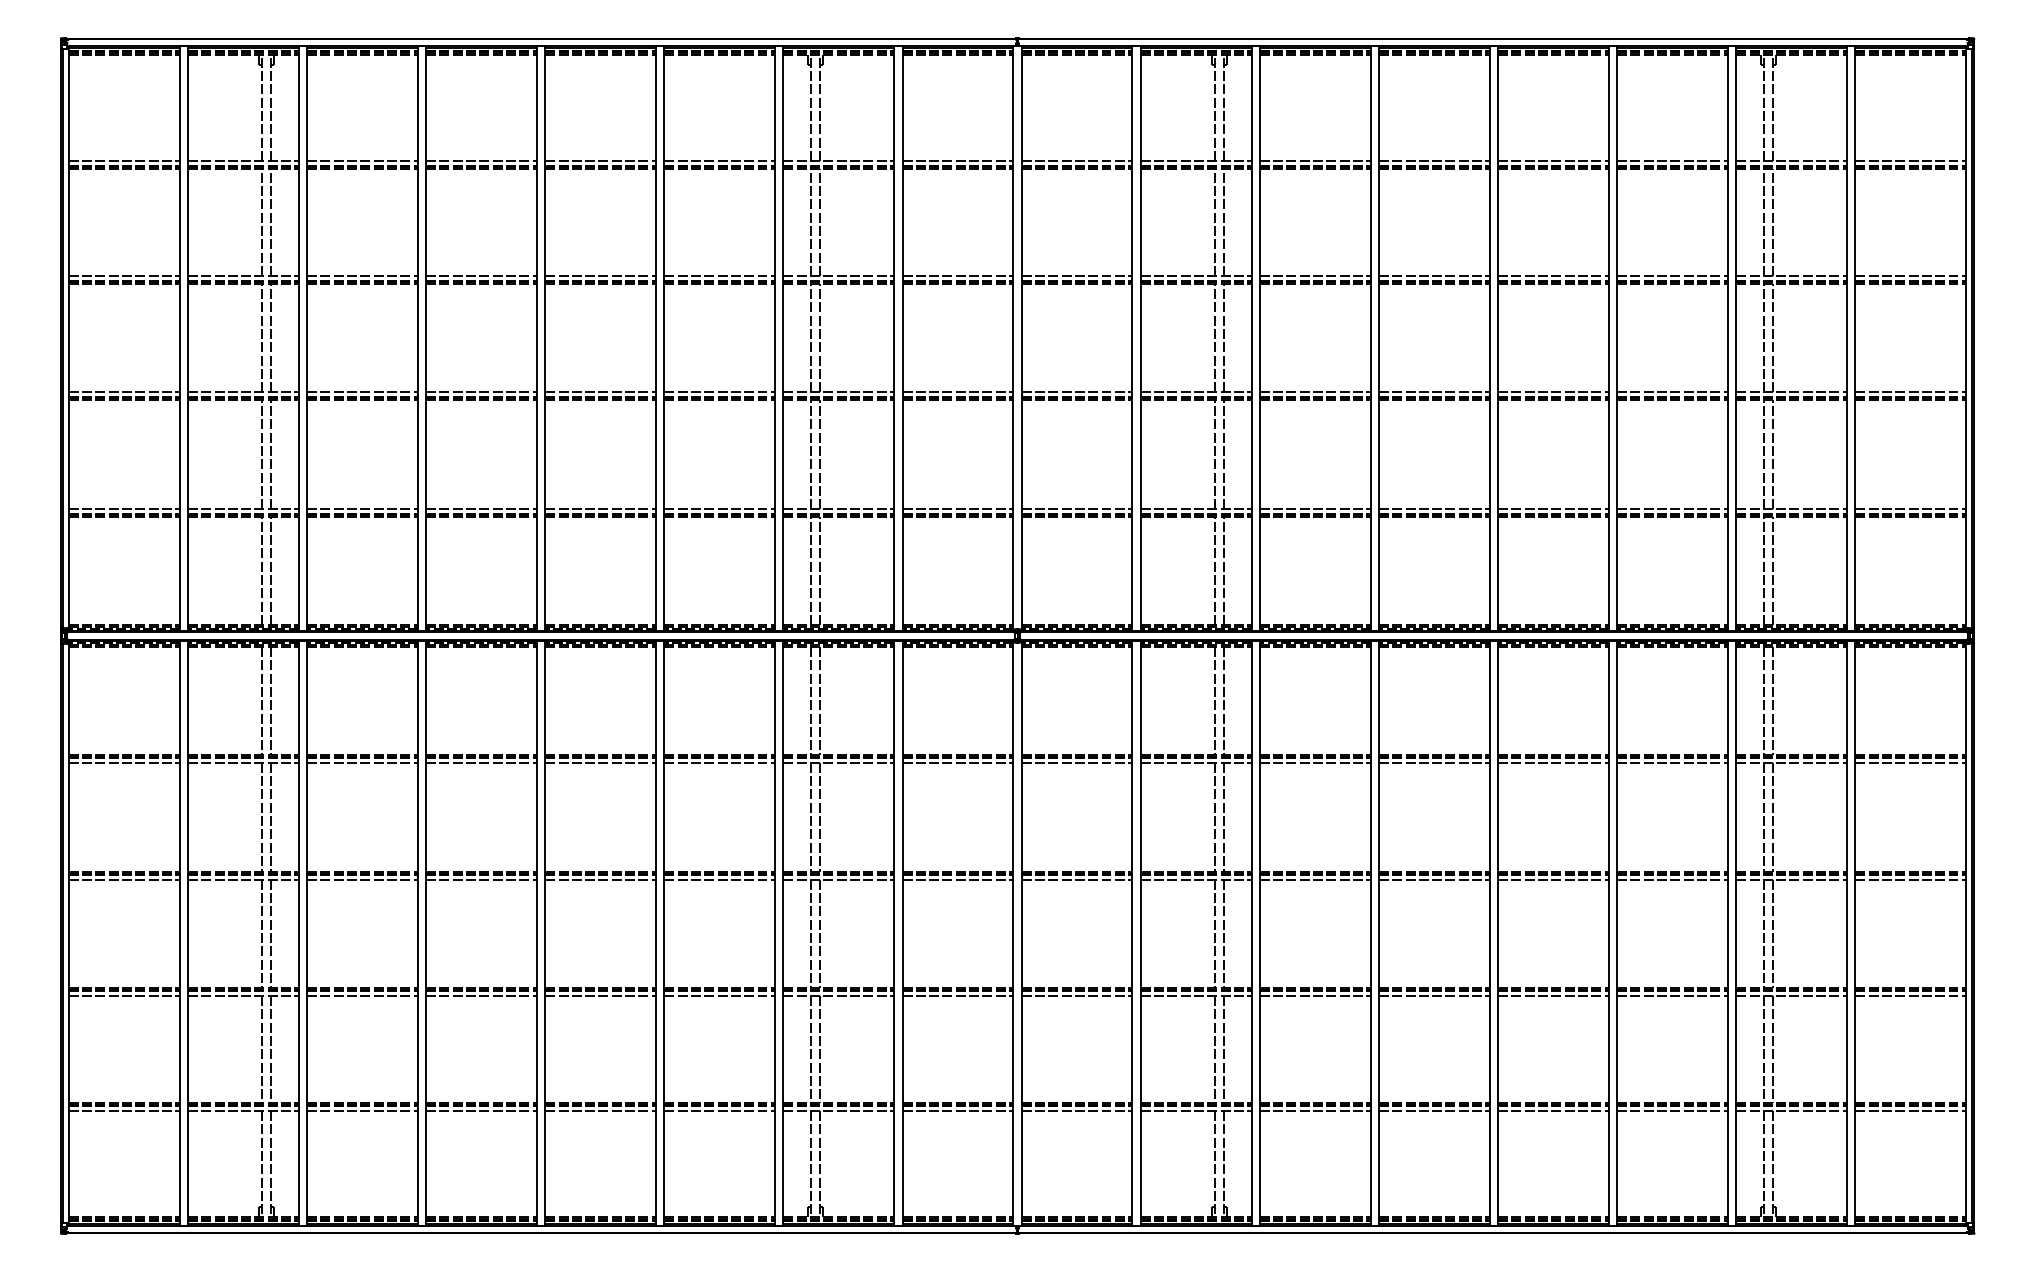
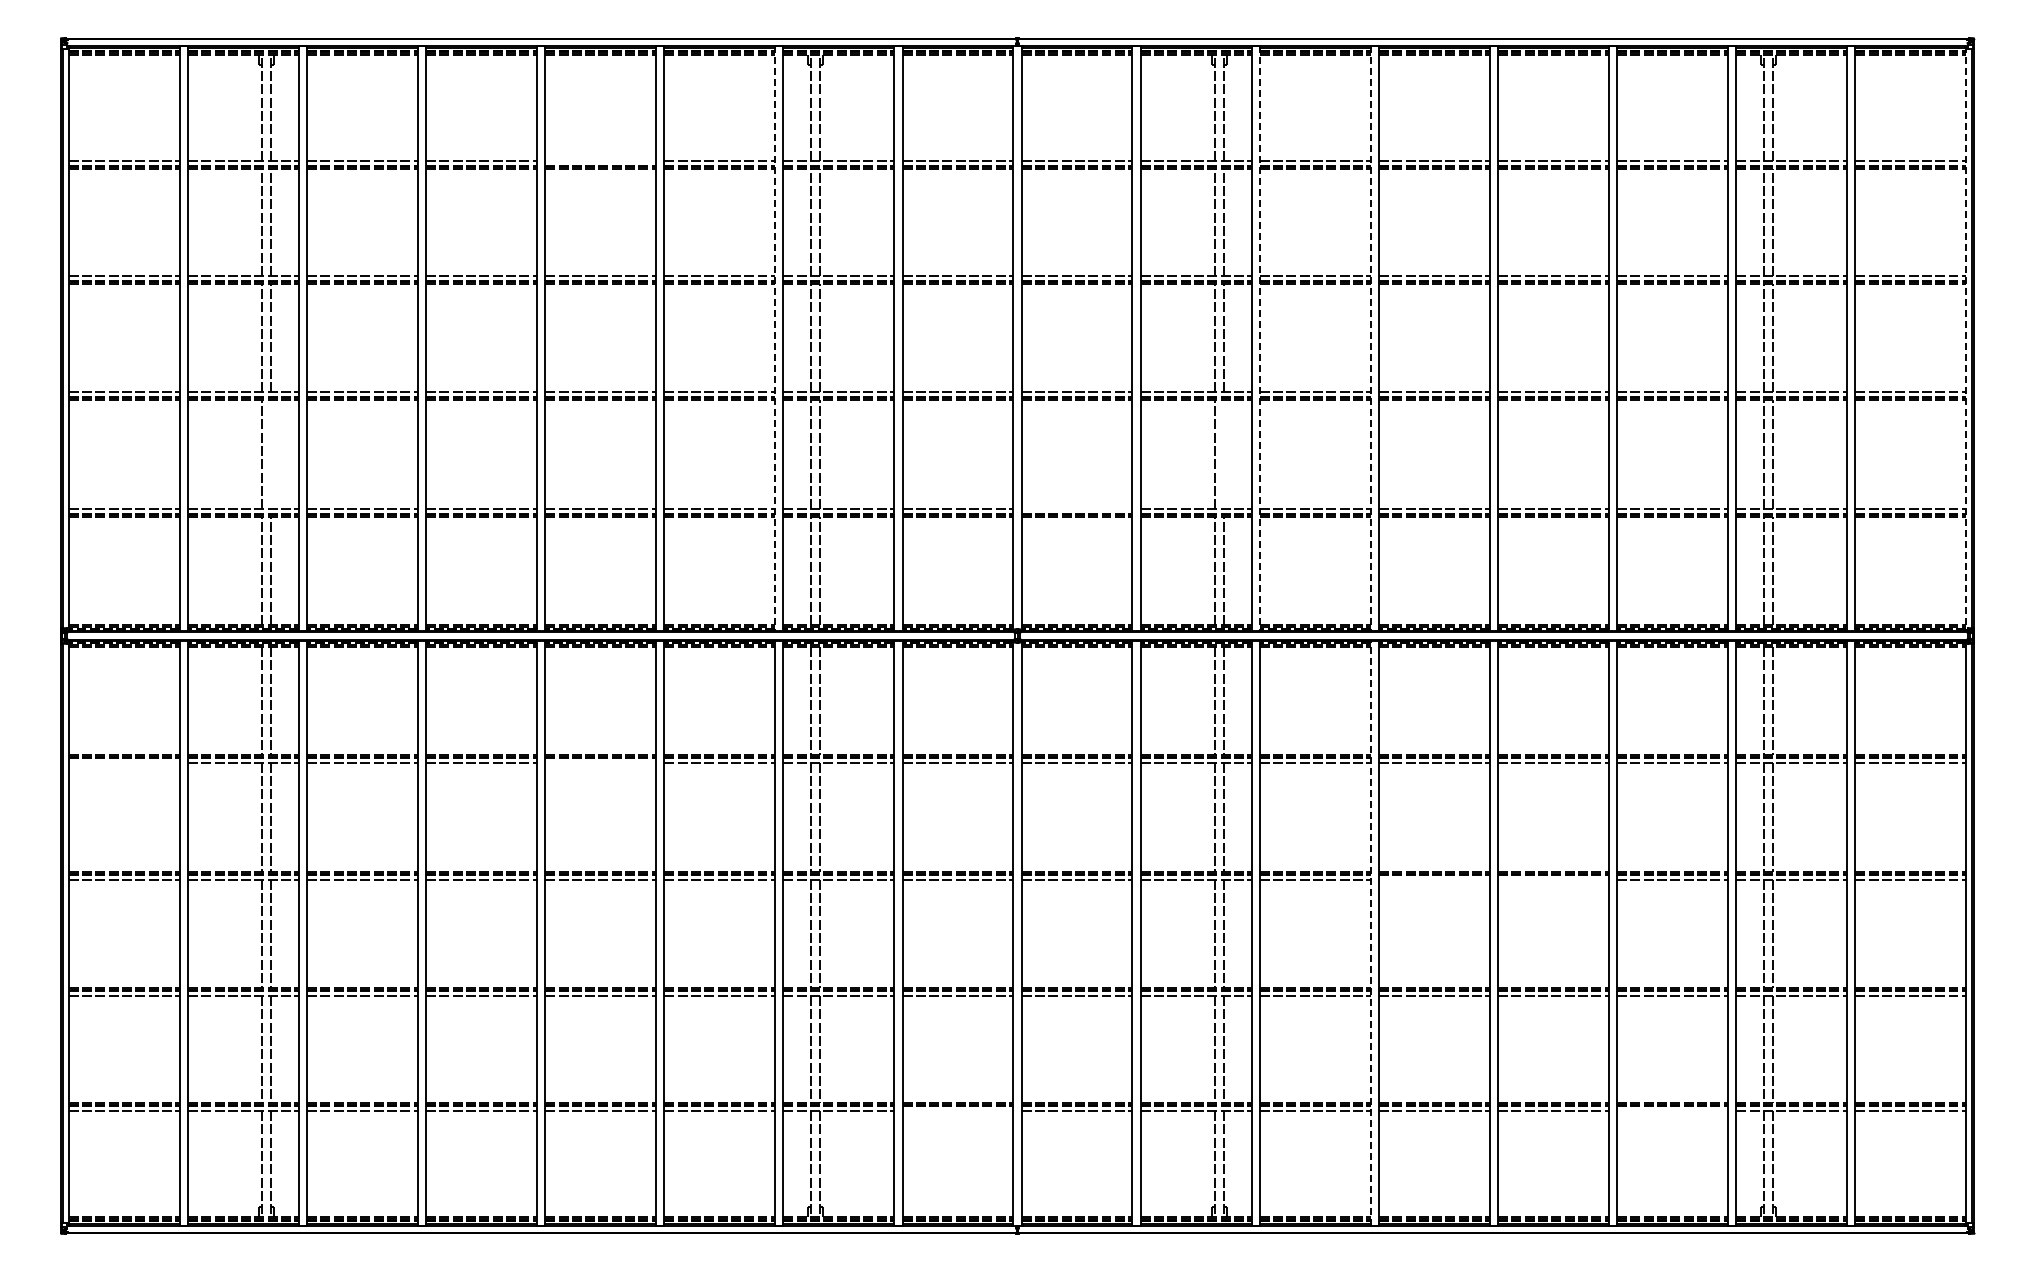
line: present -> none (600, 160)
line: solid -> dashed (775, 338)
line: solid -> dashed (1259, 338)
line: solid -> dashed (1370, 338)
line: solid -> dashed (1966, 338)
line: present -> none (271, 454)
line: present -> none (1224, 454)
line: present -> none (1076, 509)
line: present -> none (123, 762)
line: present -> none (600, 762)
line: present -> none (1433, 879)
line: present -> none (1553, 879)
line: solid -> dashed (1370, 933)
line: present -> none (957, 1111)
line: present -> none (1672, 1111)
